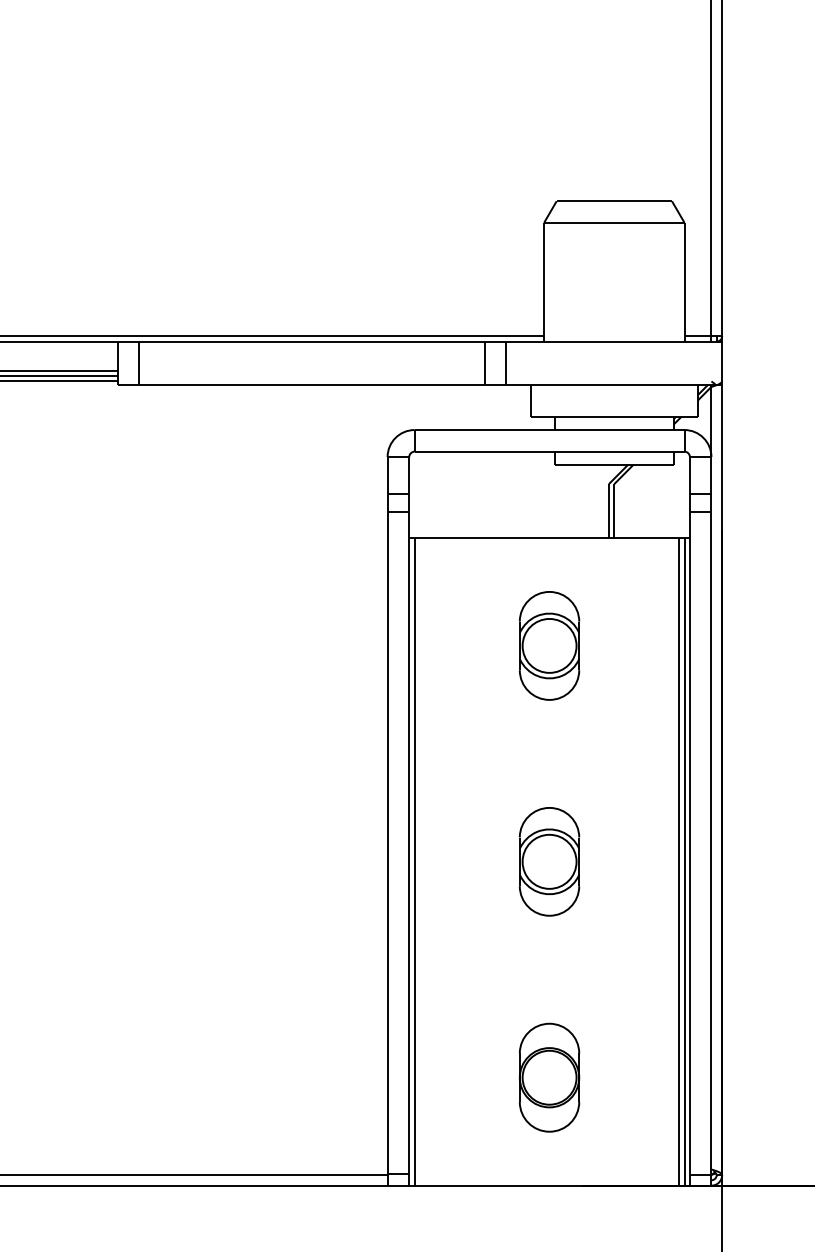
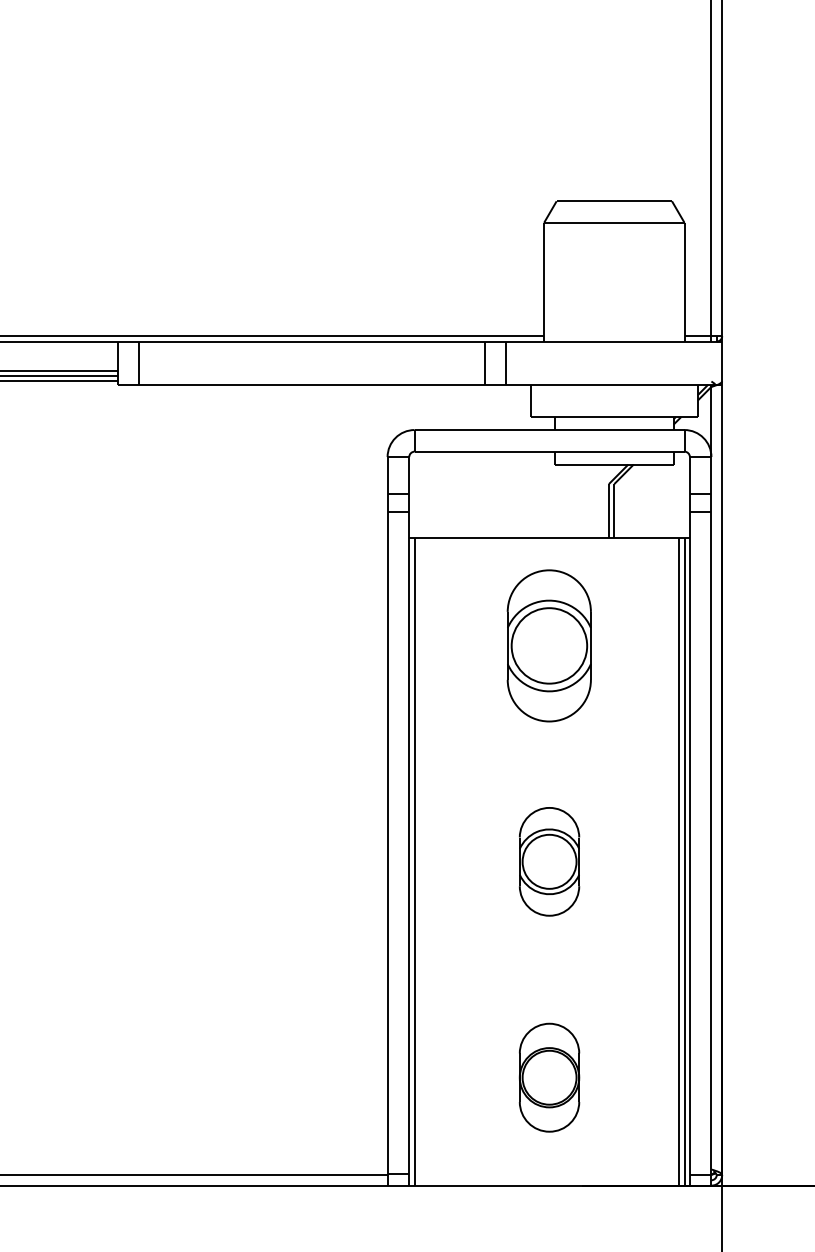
part size: 62x110 px -> 86x154 px (548, 645)
